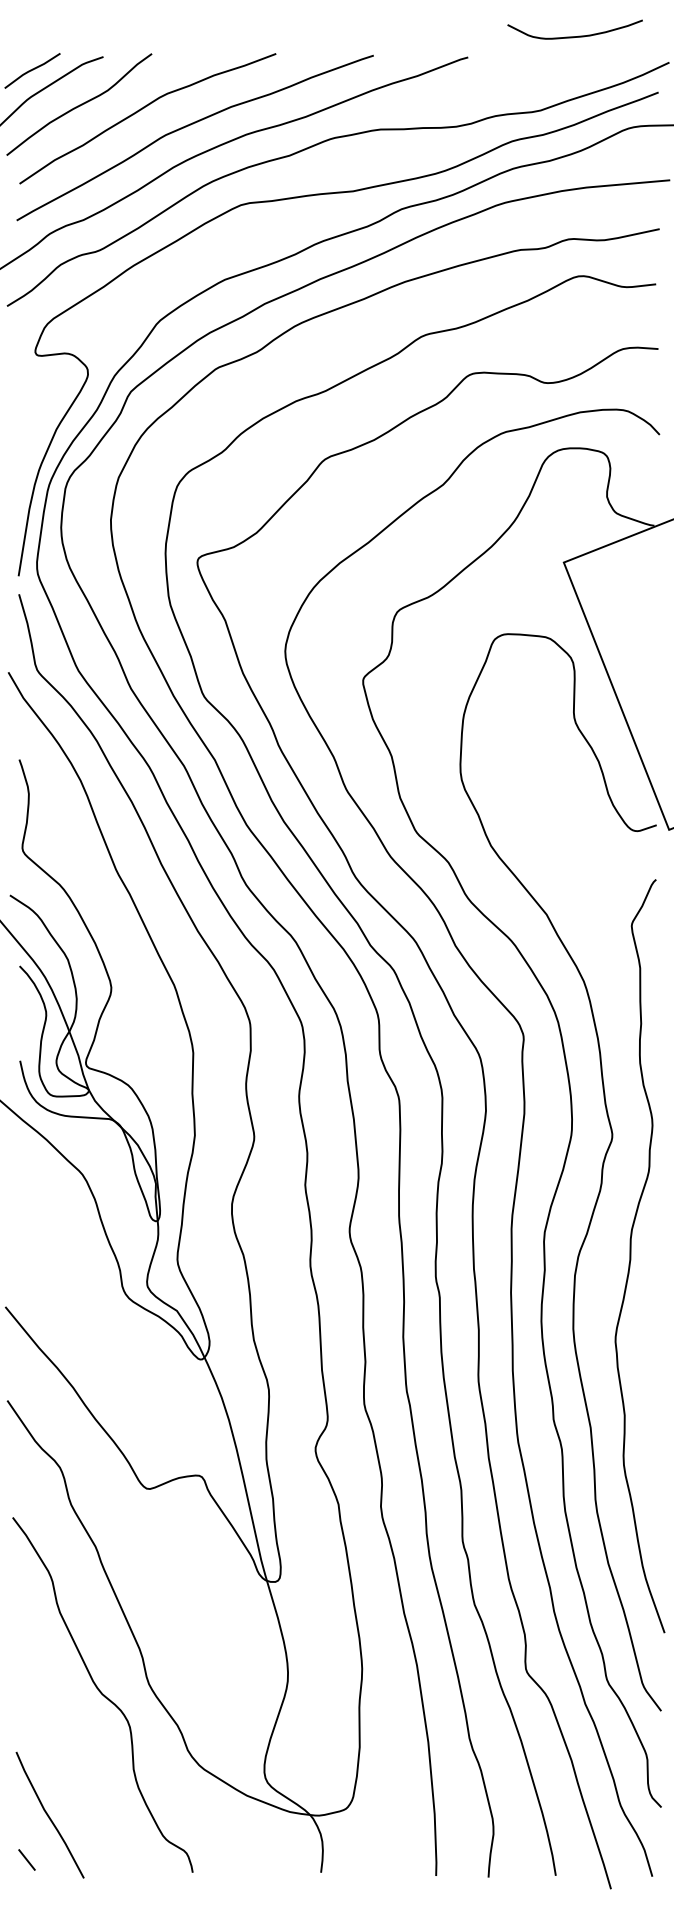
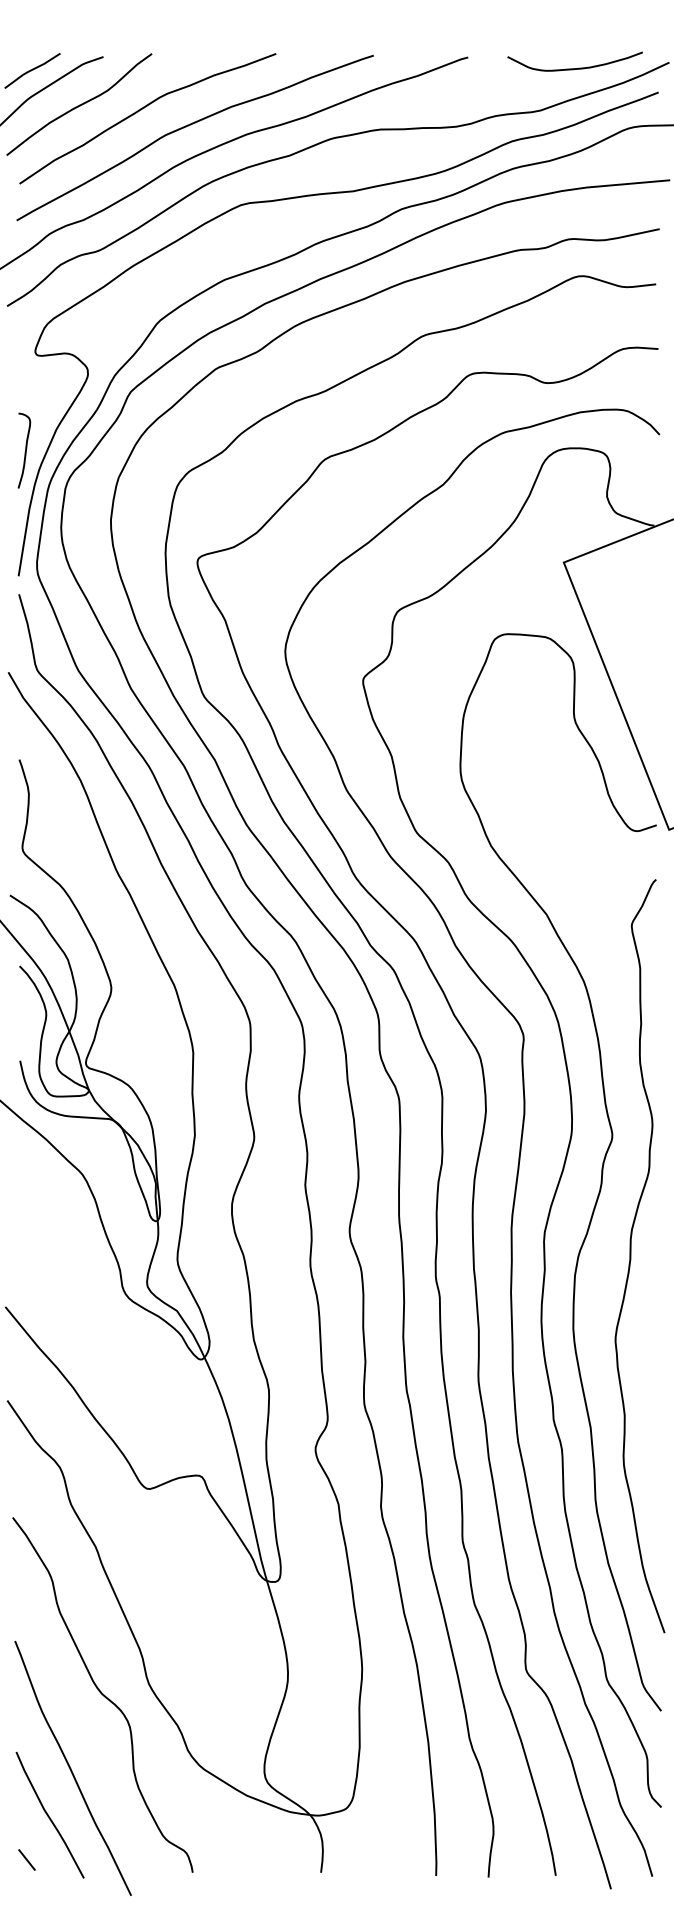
curve position: (574, 36) -> (574, 68) (574, 68)
curve: none -> present (25, 450)
curve: none -> present (71, 1768)
